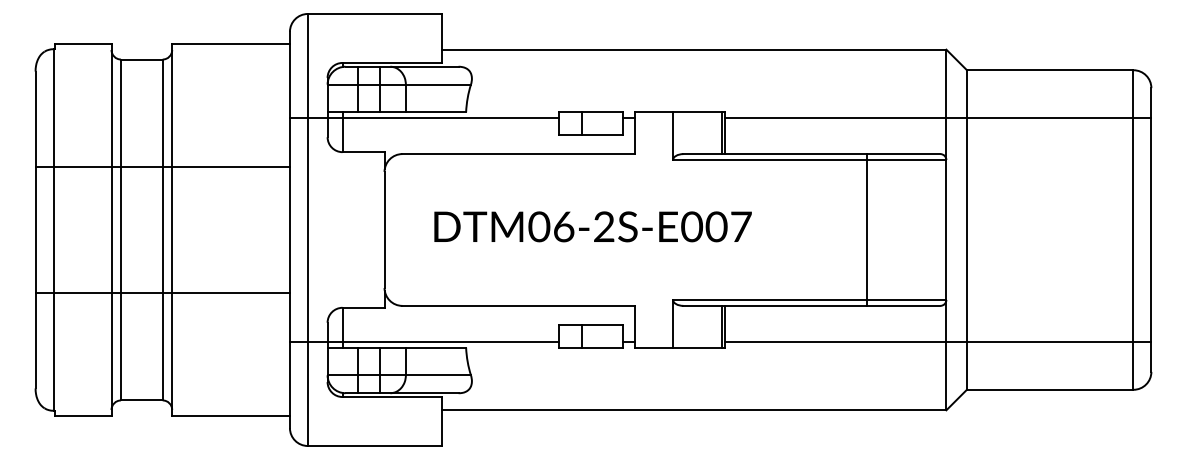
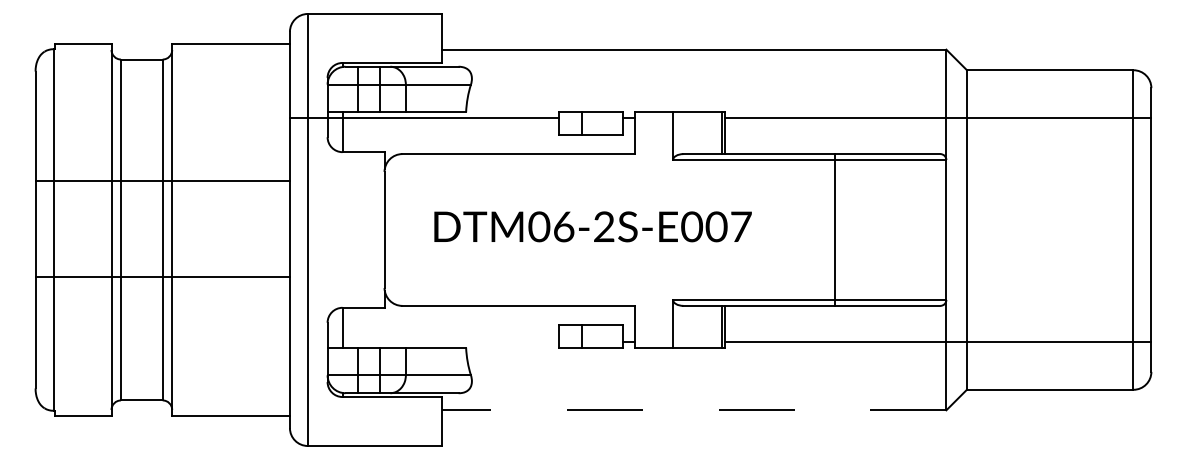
line position: (162, 167) -> (162, 181) (162, 181)
line position: (866, 229) -> (834, 229) (834, 229)
line position: (162, 292) -> (162, 276) (162, 276)
line: present -> none (424, 341)
line: solid -> dashed (693, 410)
